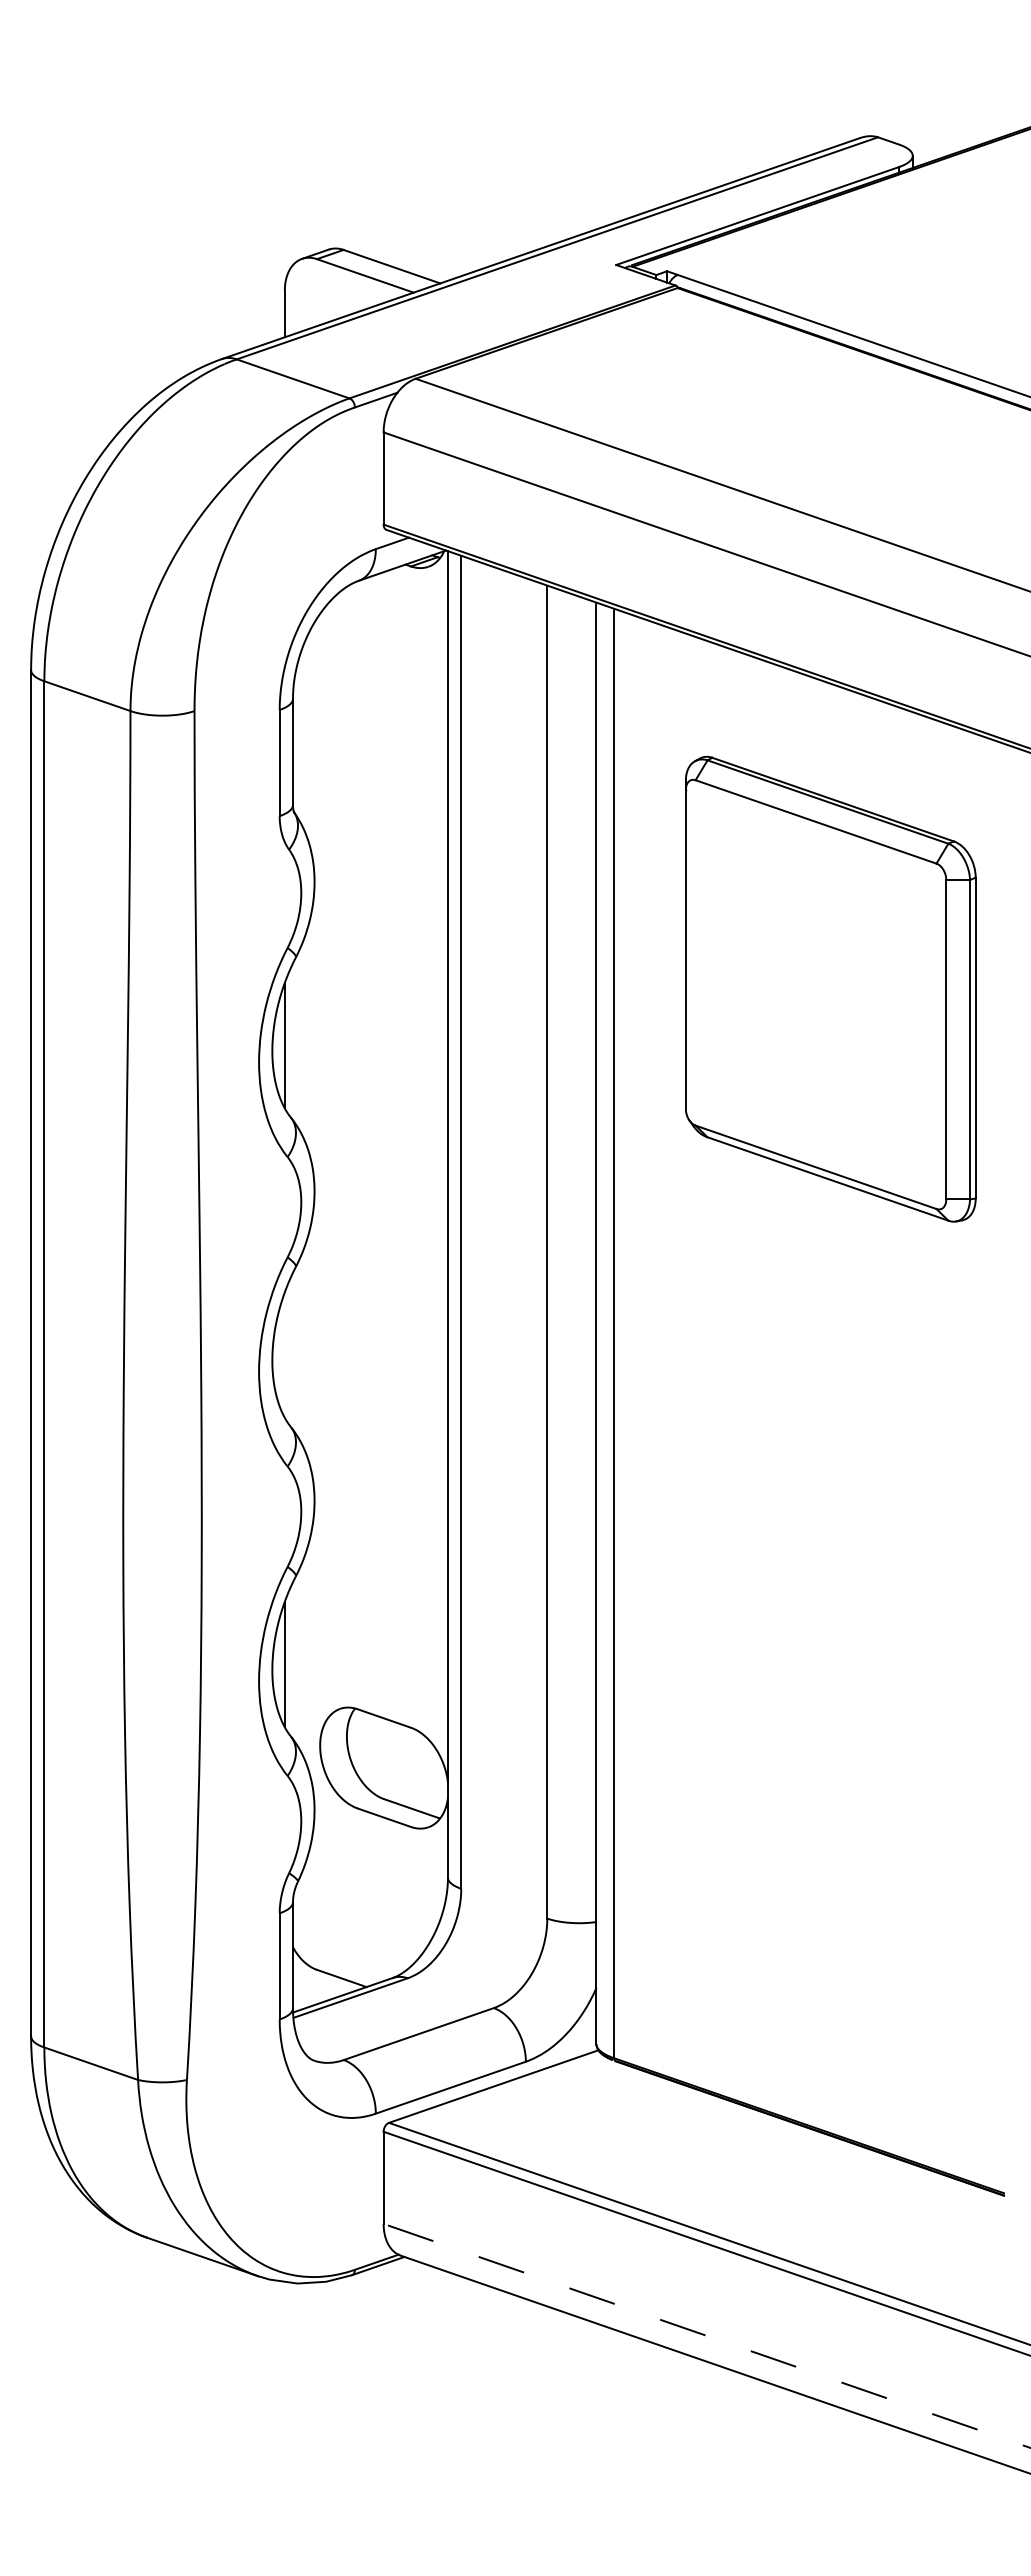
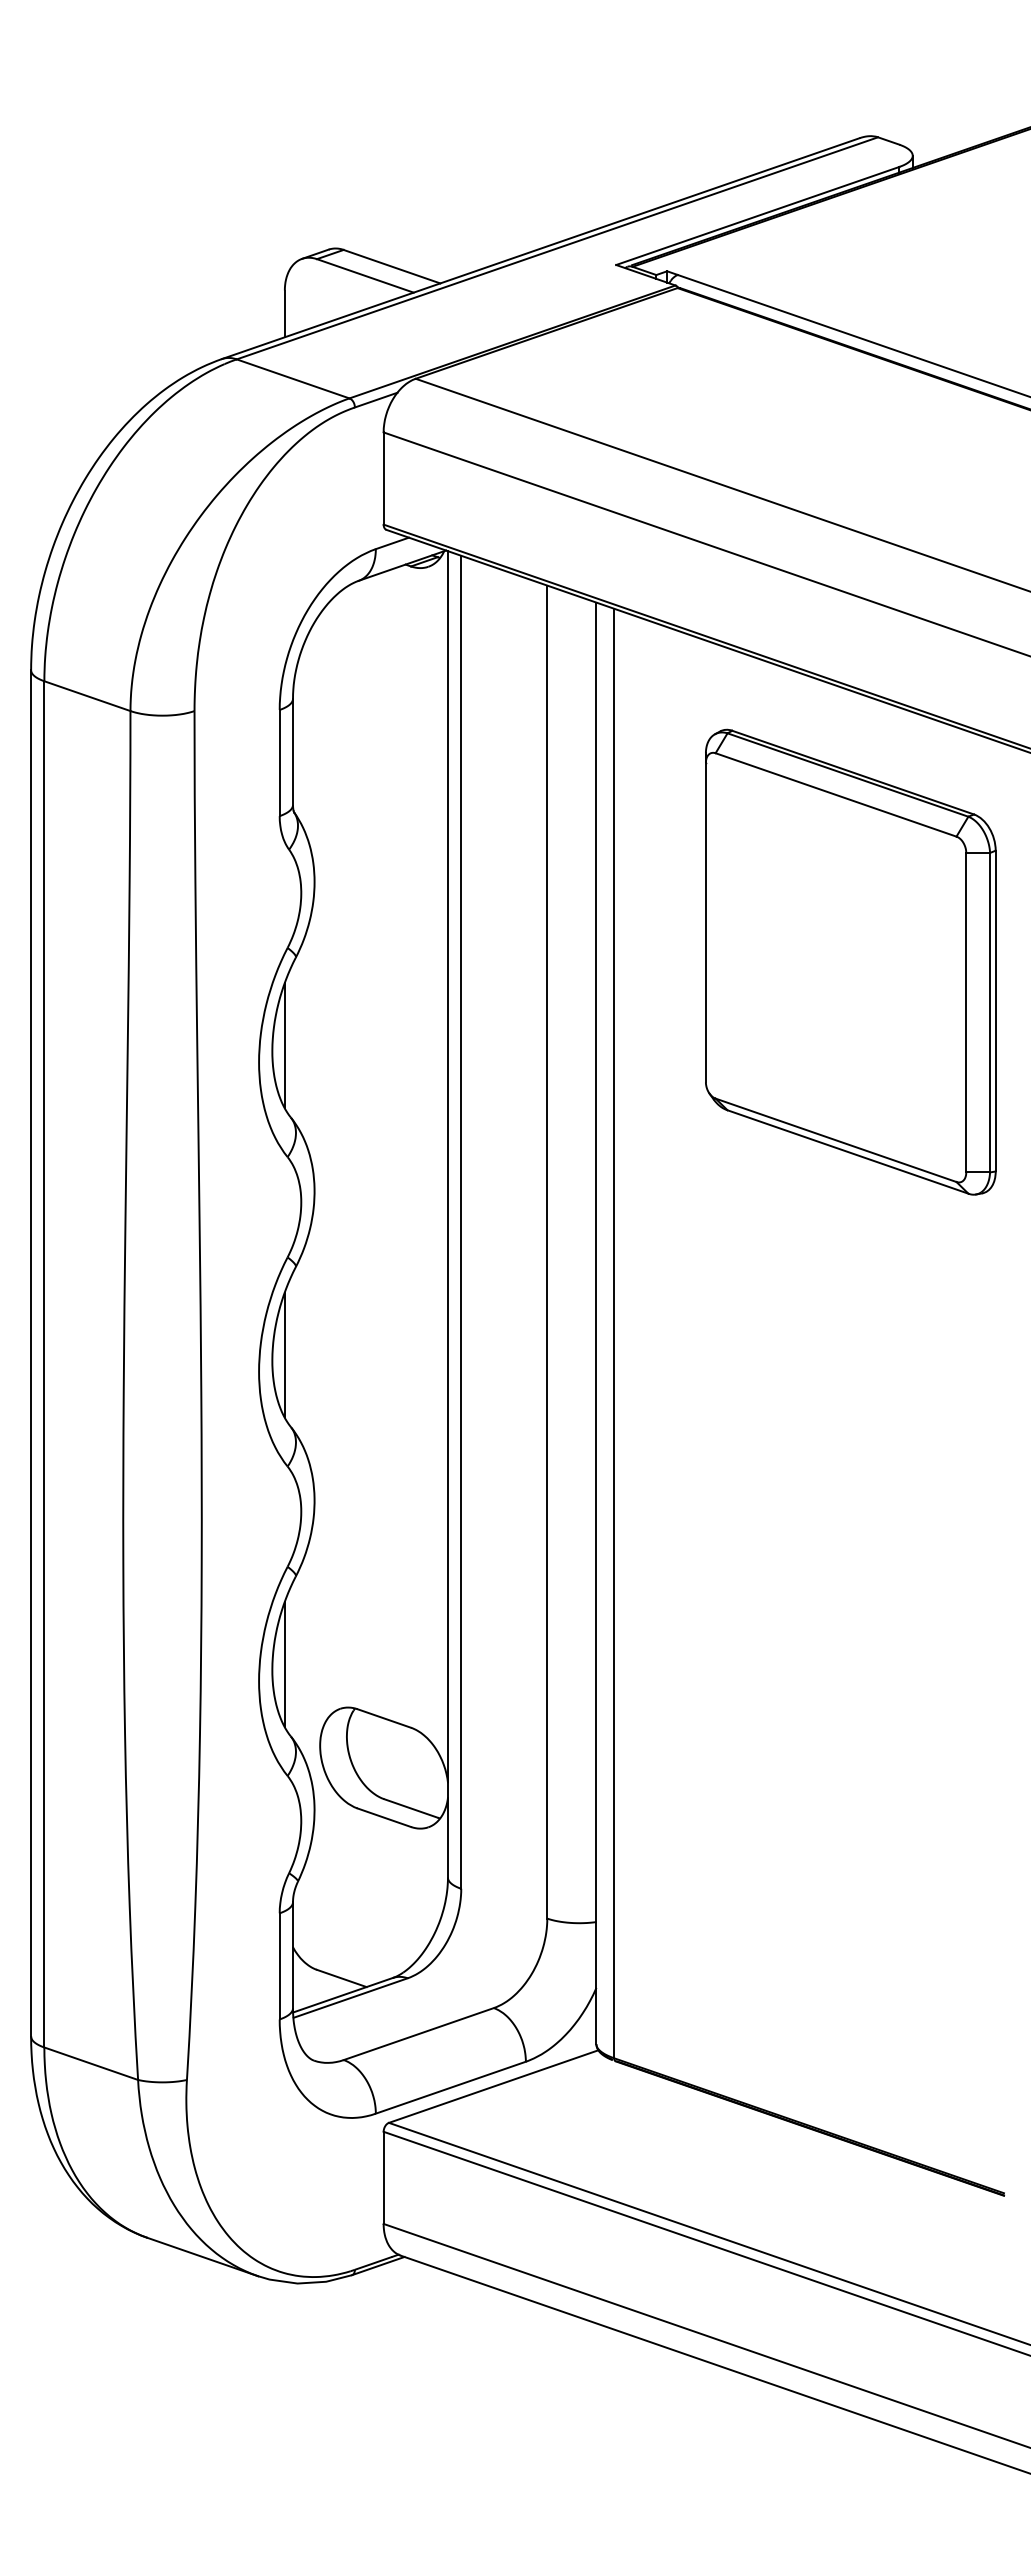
part position: (830, 988) -> (850, 961) (850, 961)
line: none -> present (284, 1354)
line: dashed -> solid (706, 2335)
